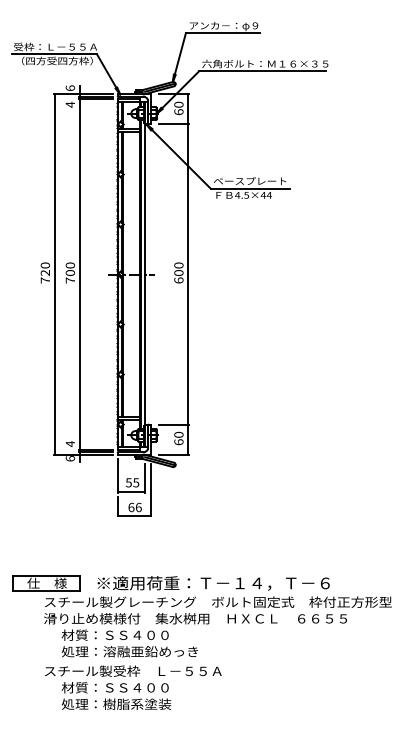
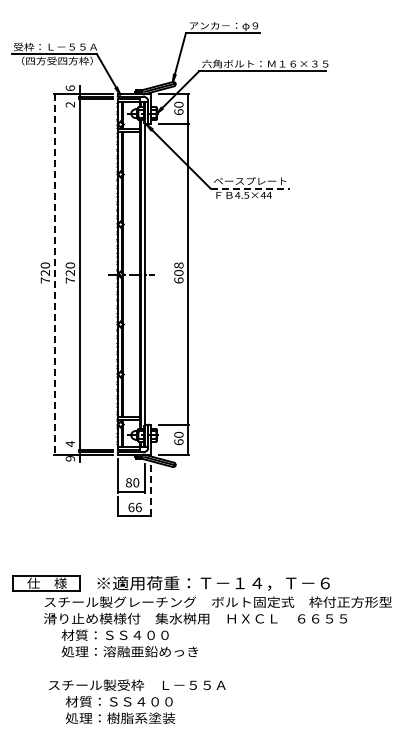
text: 4 -> 2 (69, 104)
line: solid -> dashed (250, 188)
text: 600 -> 608 (179, 265)
text: 700 -> 720 (69, 273)
line: solid -> dashed (54, 275)
text: 6 -> 9 (70, 458)
text: 55 -> 80 (132, 482)
line: solid -> dashed (150, 489)
text position: (133, 687) -> (137, 701) (137, 701)
